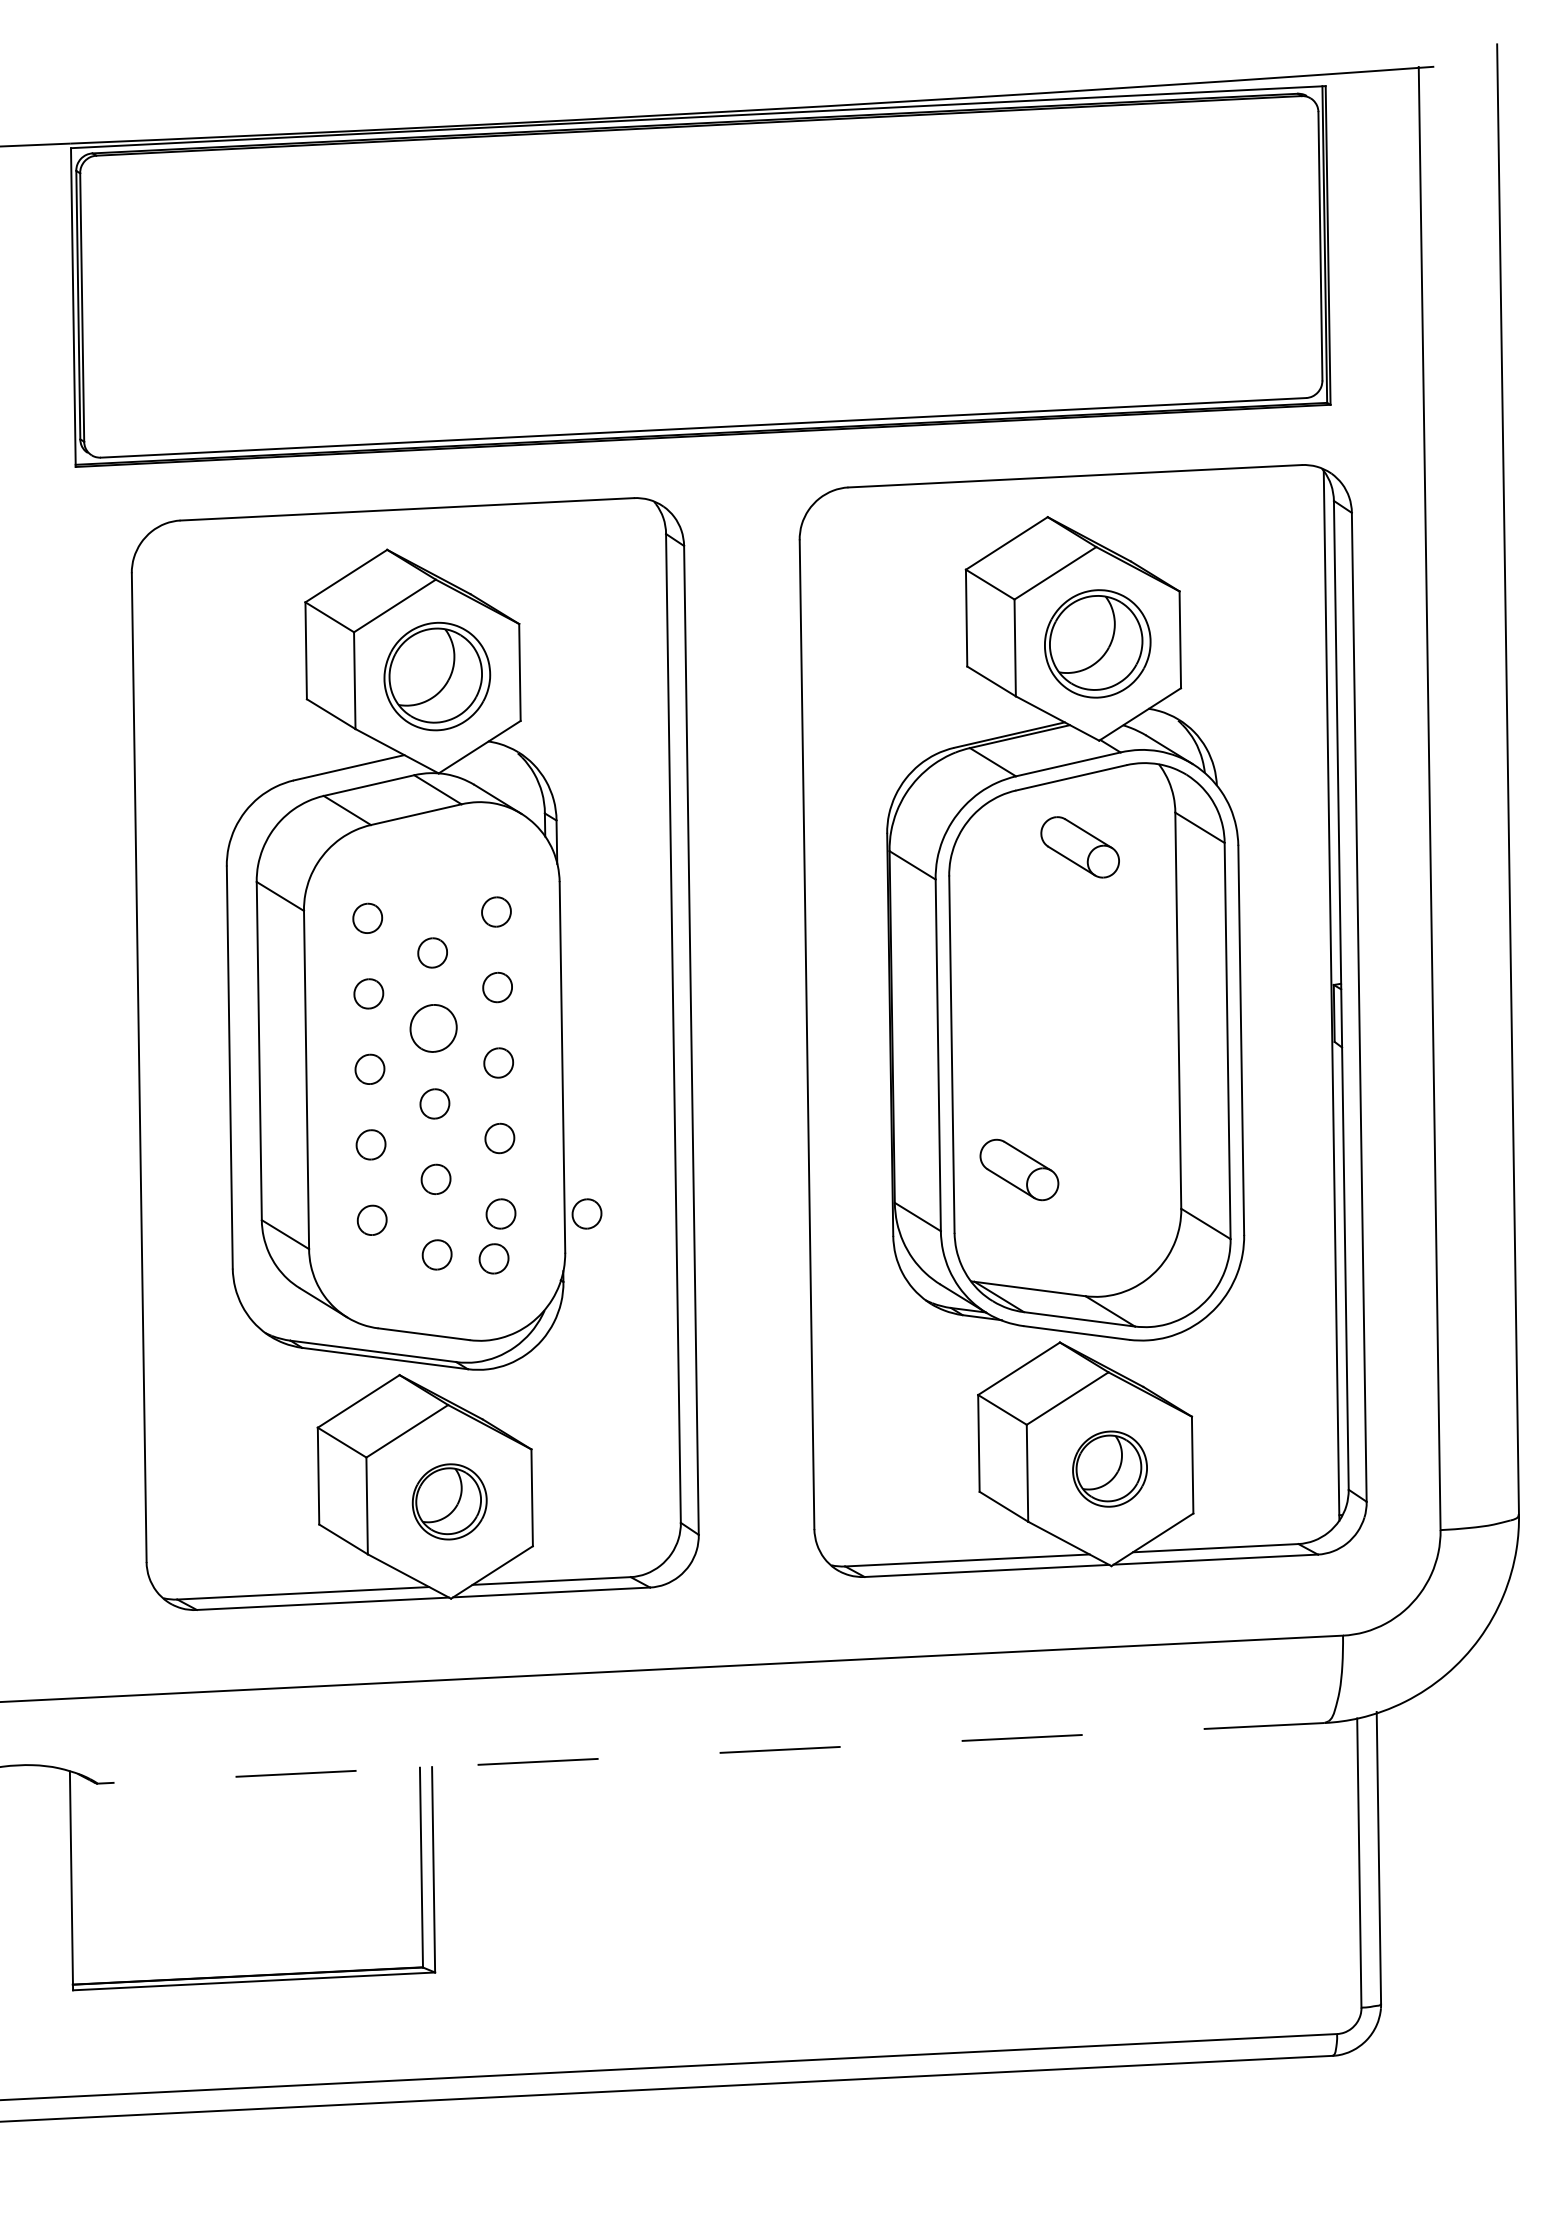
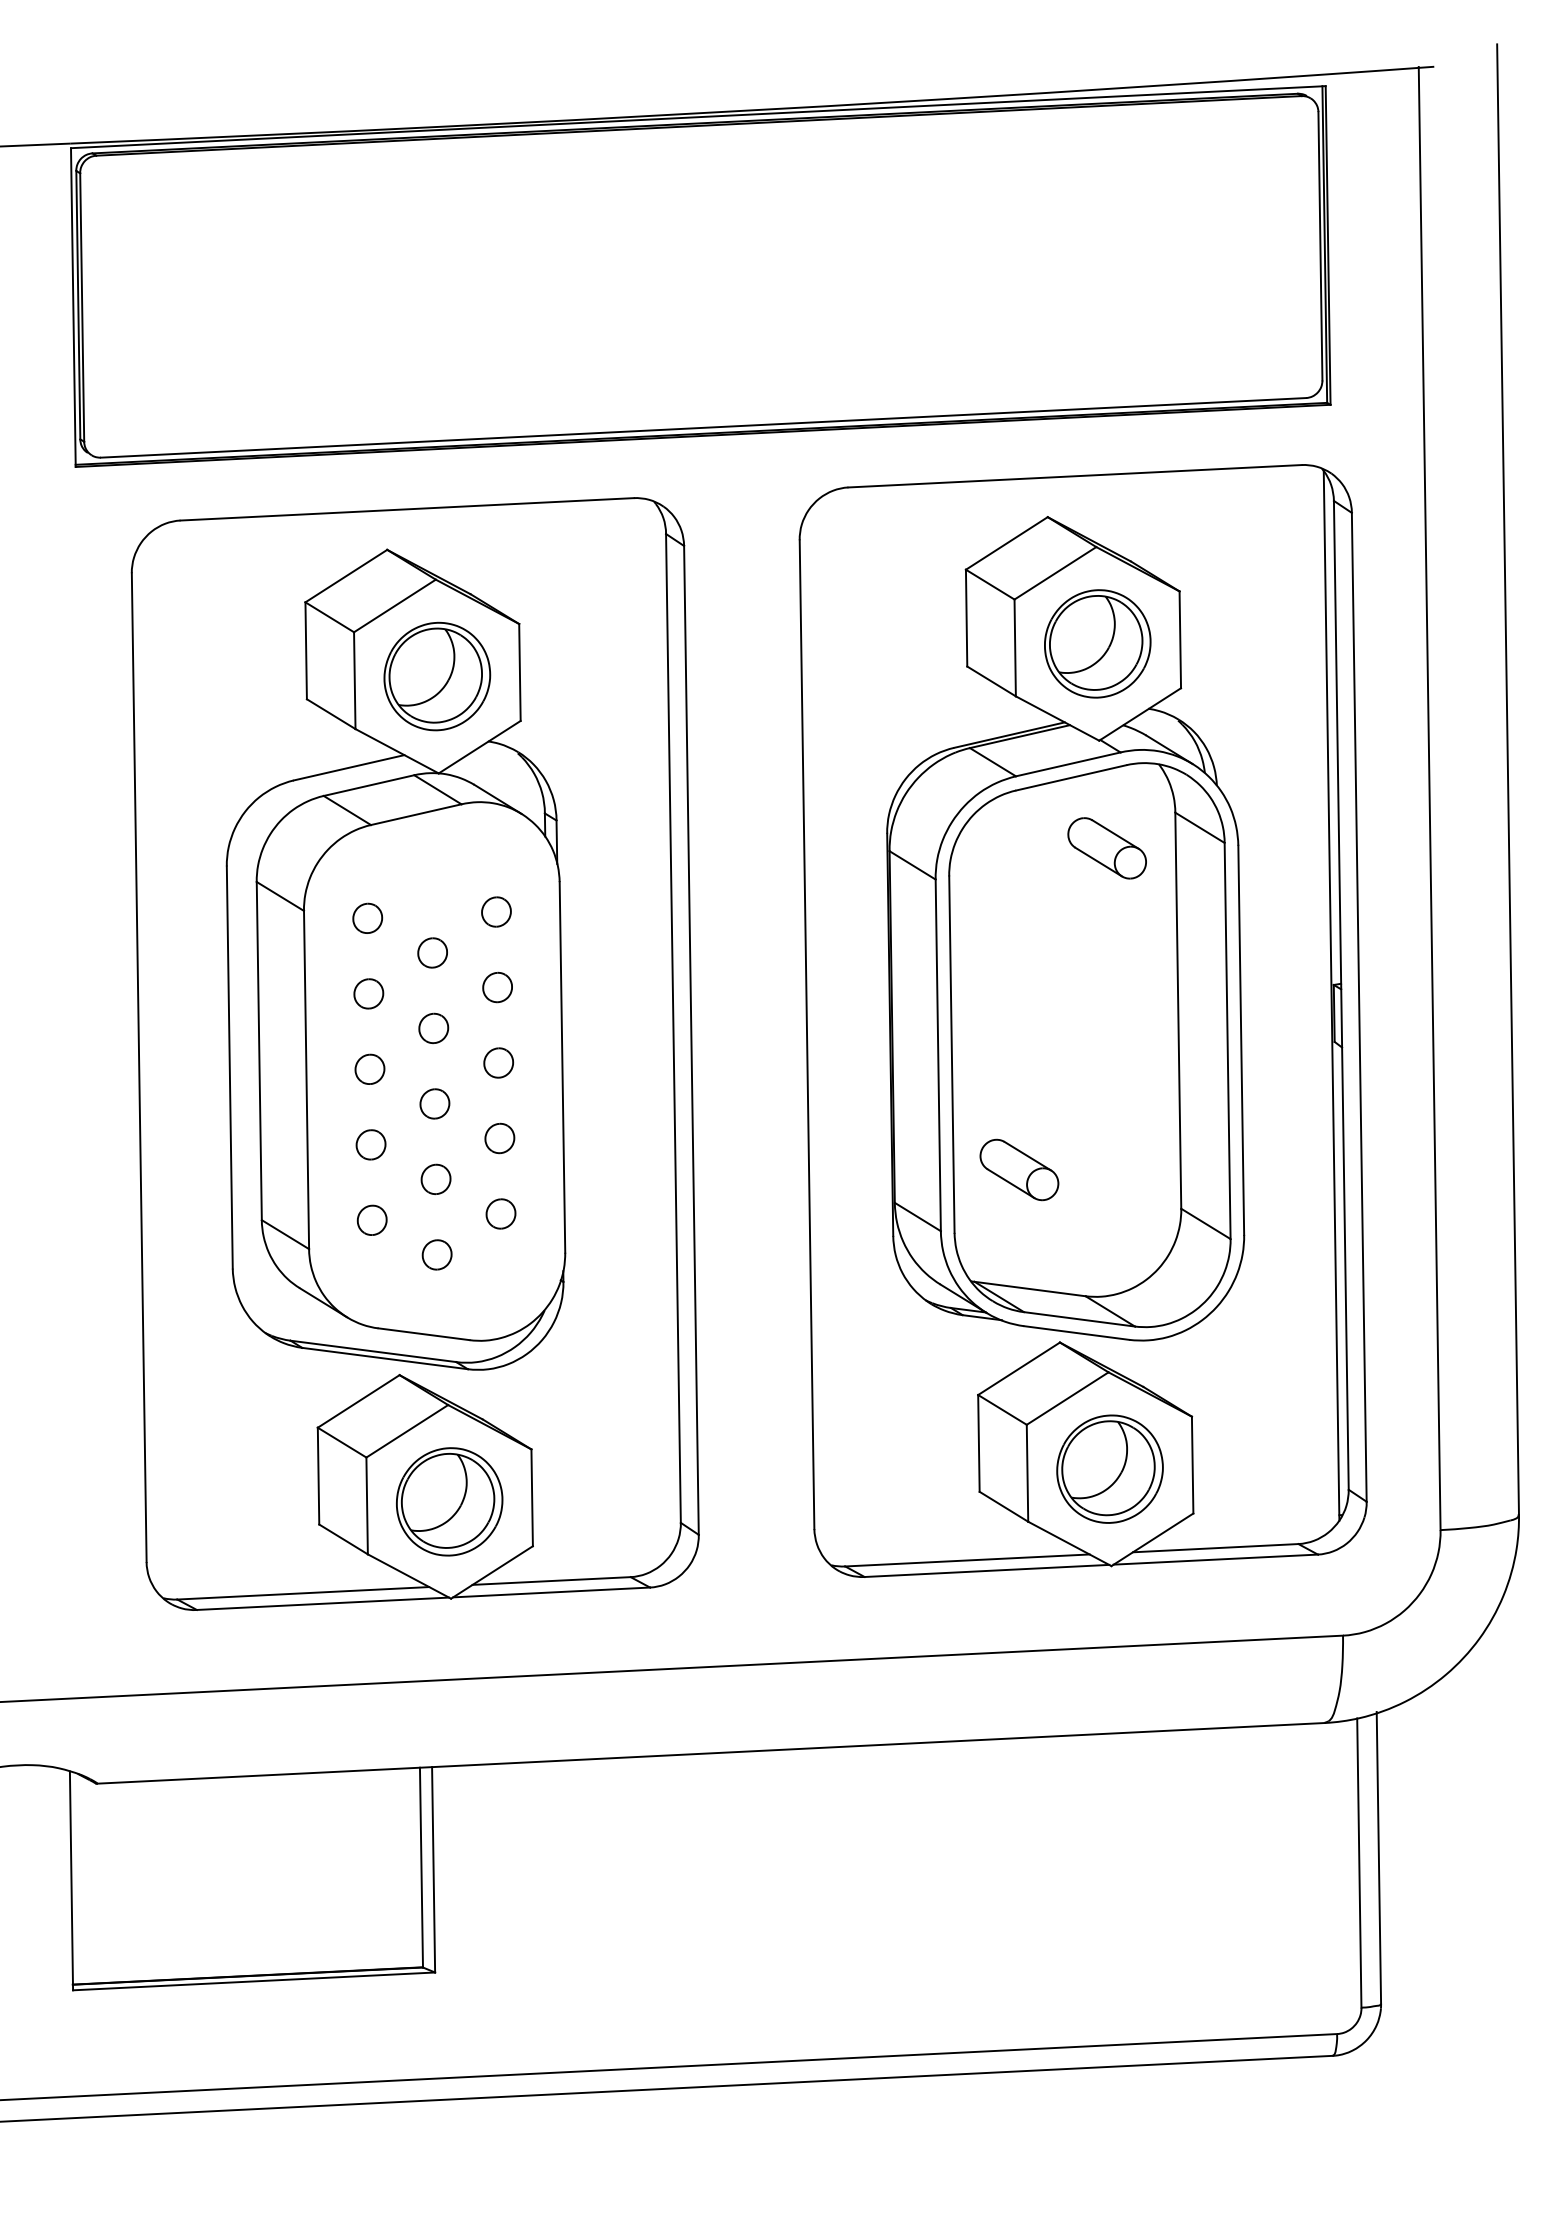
part position: (1079, 847) -> (1106, 848) (1106, 848)
part size: 49x49 px -> 32x33 px (433, 1028)
part: present -> none (586, 1213)
part: present -> none (493, 1258)
part size: 76x78 px -> 108x110 px (1109, 1468)
part size: 77x78 px -> 108x110 px (449, 1501)
line: dashed -> solid (709, 1753)
